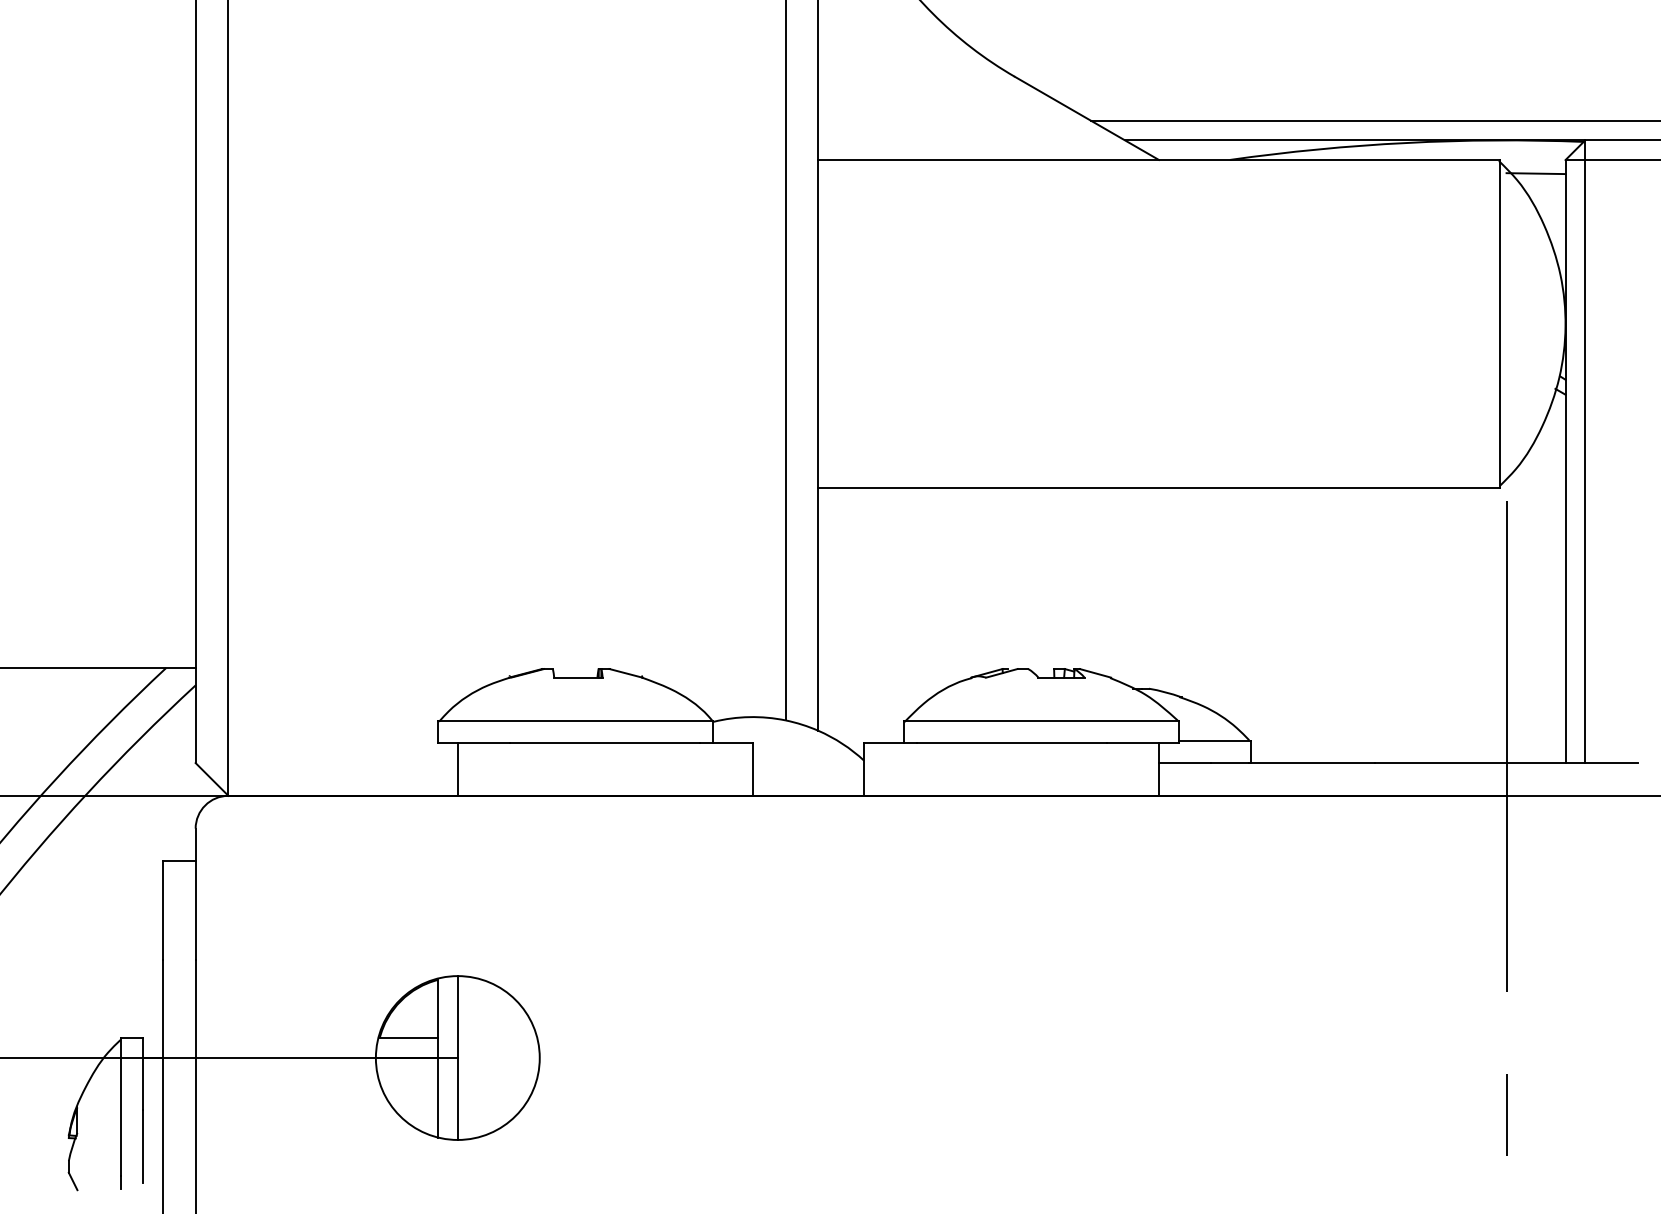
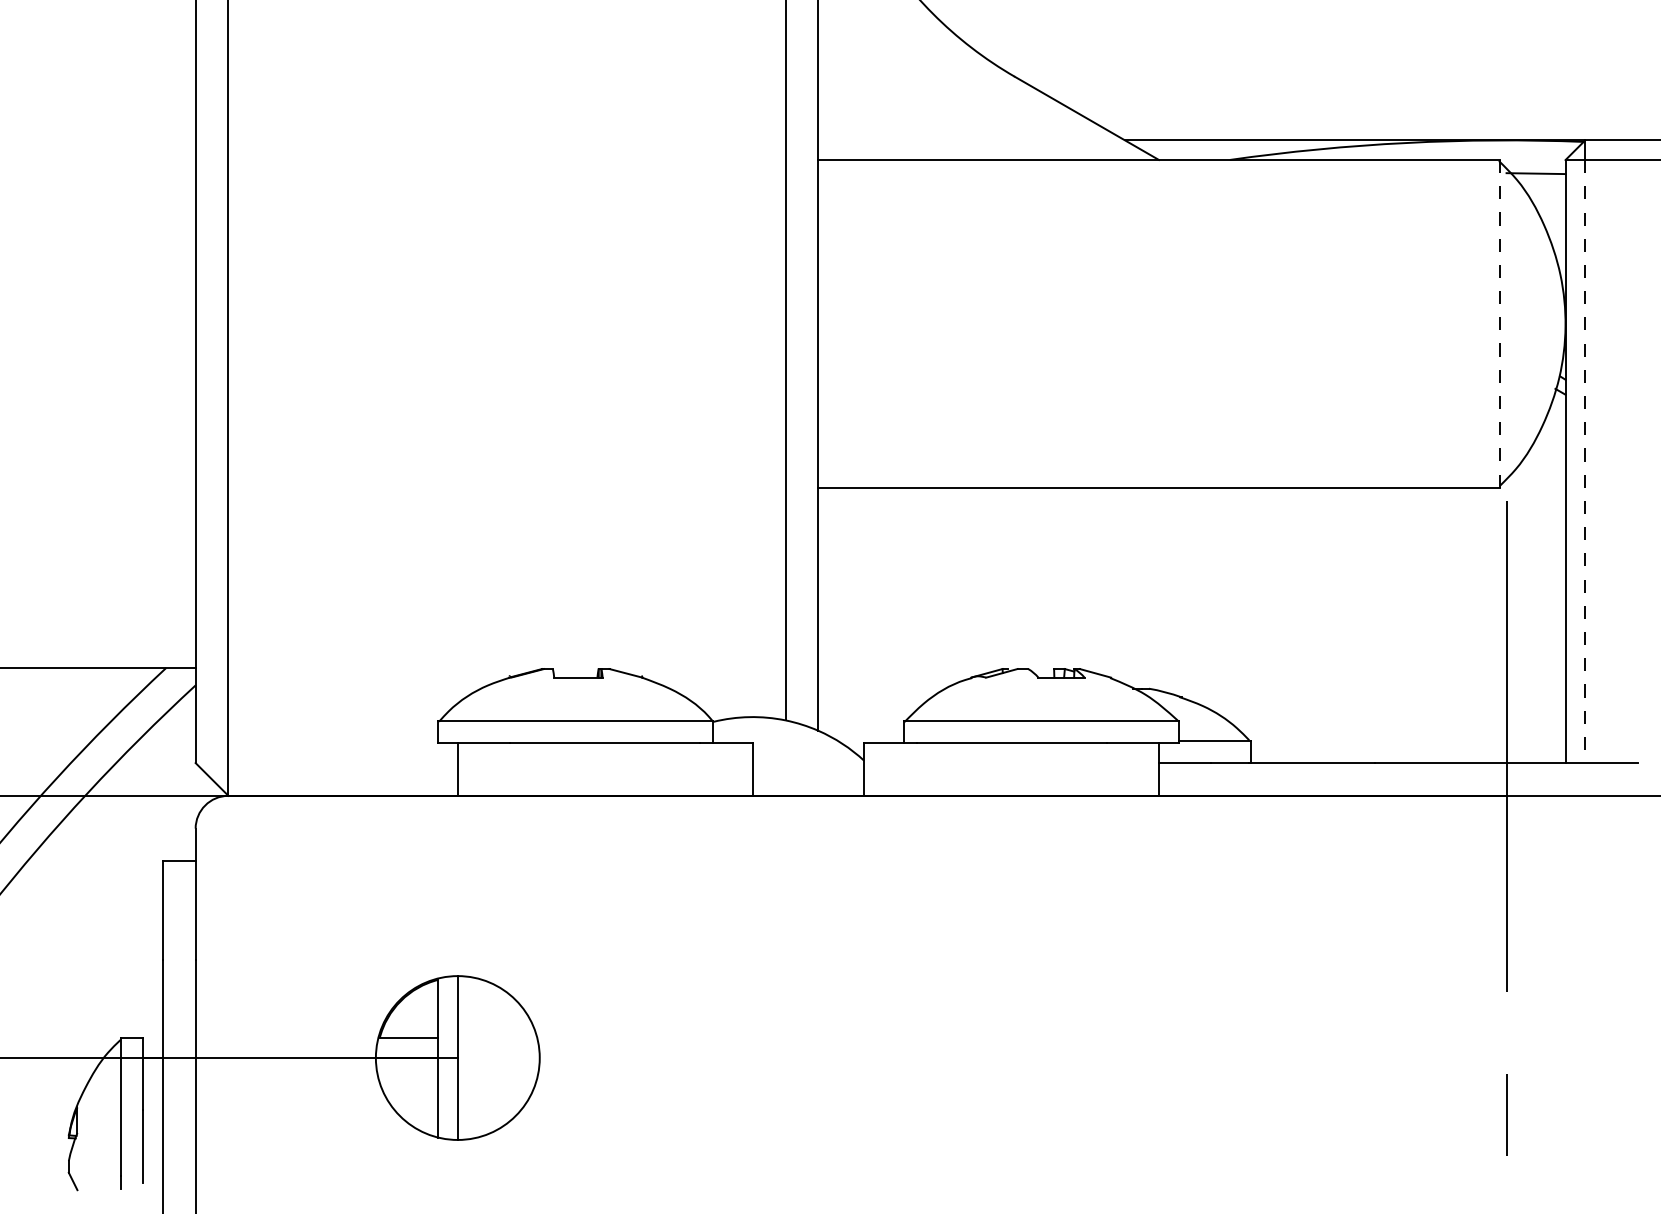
line: present -> none (1373, 120)
line: solid -> dashed (1500, 323)
line: solid -> dashed (1585, 461)
